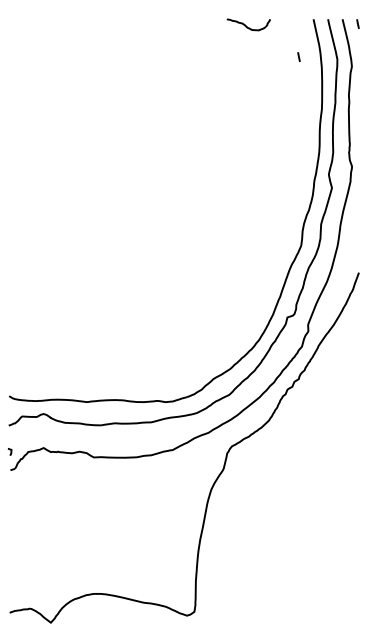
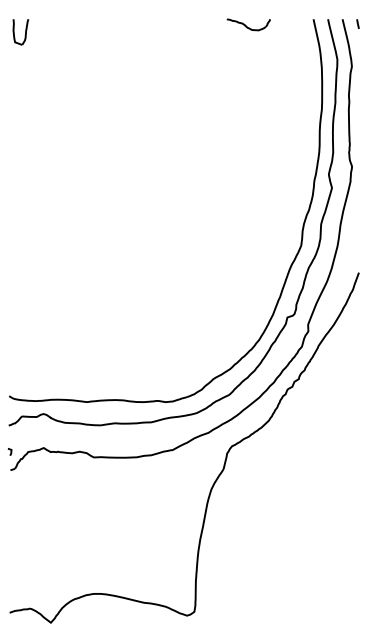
part: none -> present (20, 32)
line: present -> none (298, 56)
